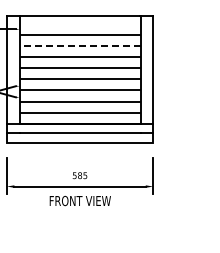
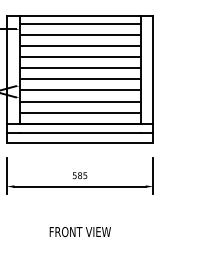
line: none -> present (79, 23)
line: dashed -> solid (79, 45)
text position: (79, 200) -> (79, 231) (79, 231)
